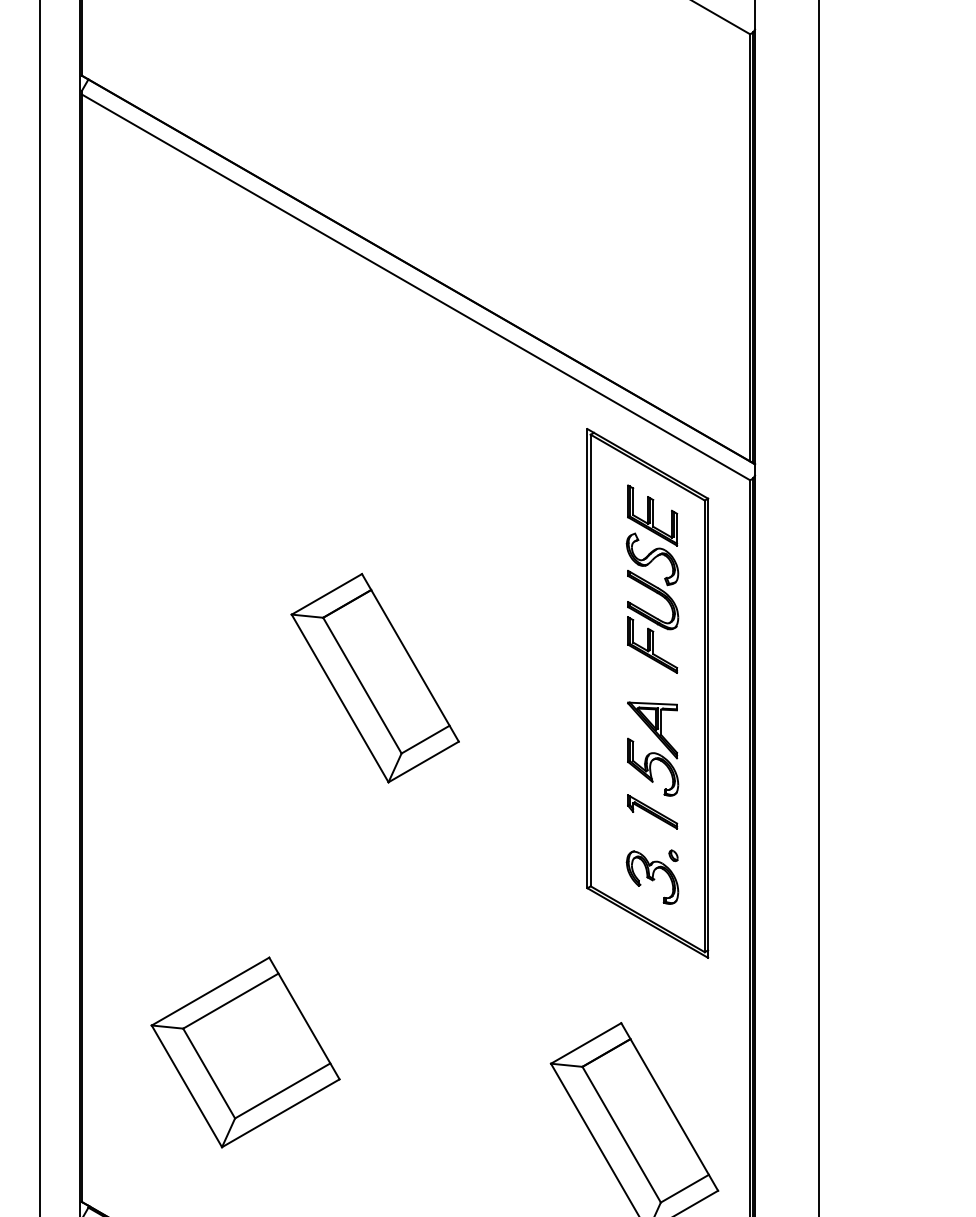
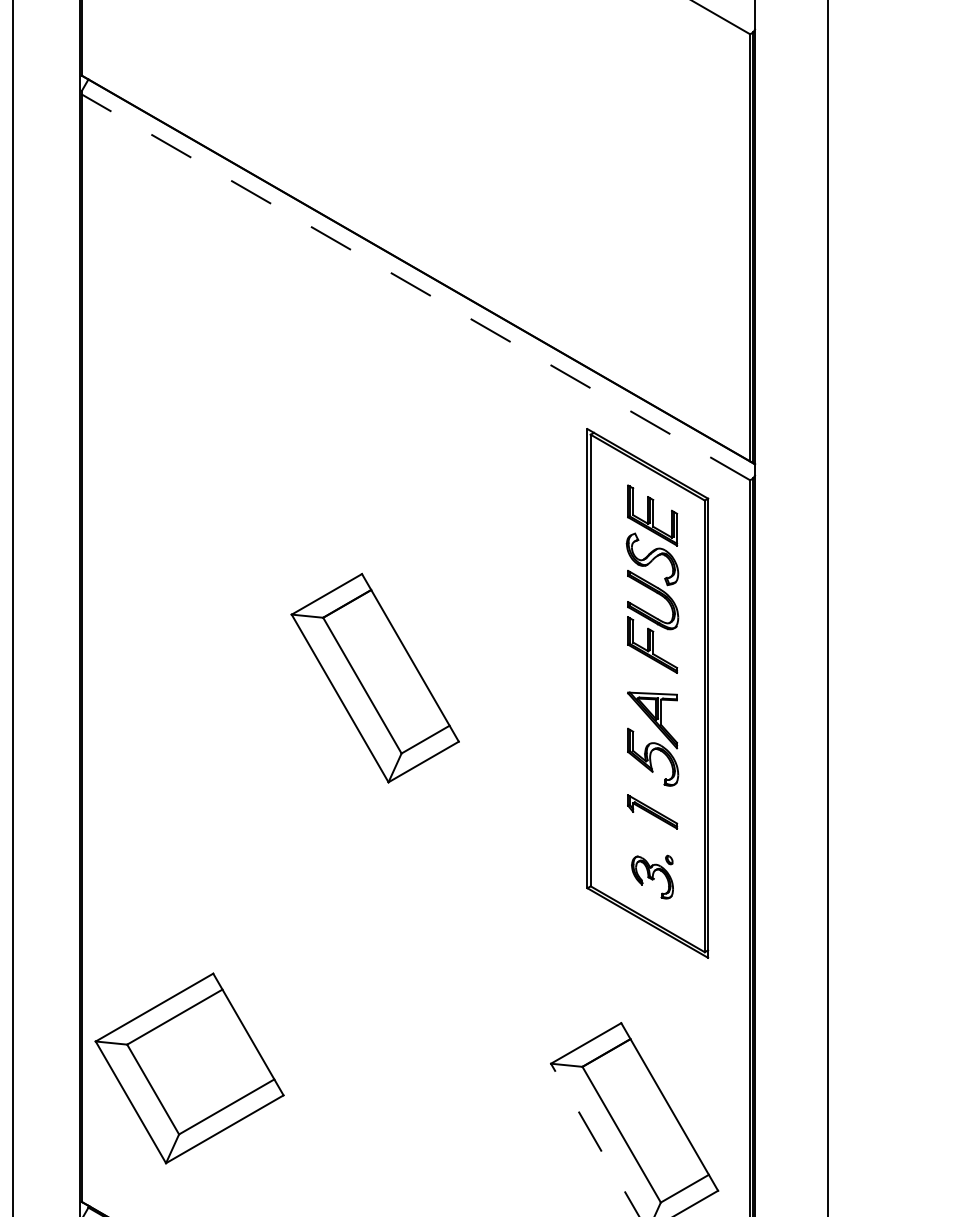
line: solid -> dashed (416, 287)
line position: (40, 607) -> (13, 607) (13, 607)
line position: (819, 607) -> (828, 607) (828, 607)
part position: (653, 748) -> (653, 738) (653, 738)
part size: 55x56 px -> 43x46 px (652, 876)
part position: (245, 1052) -> (189, 1068) (189, 1068)
line: solid -> dashed (594, 1139)
